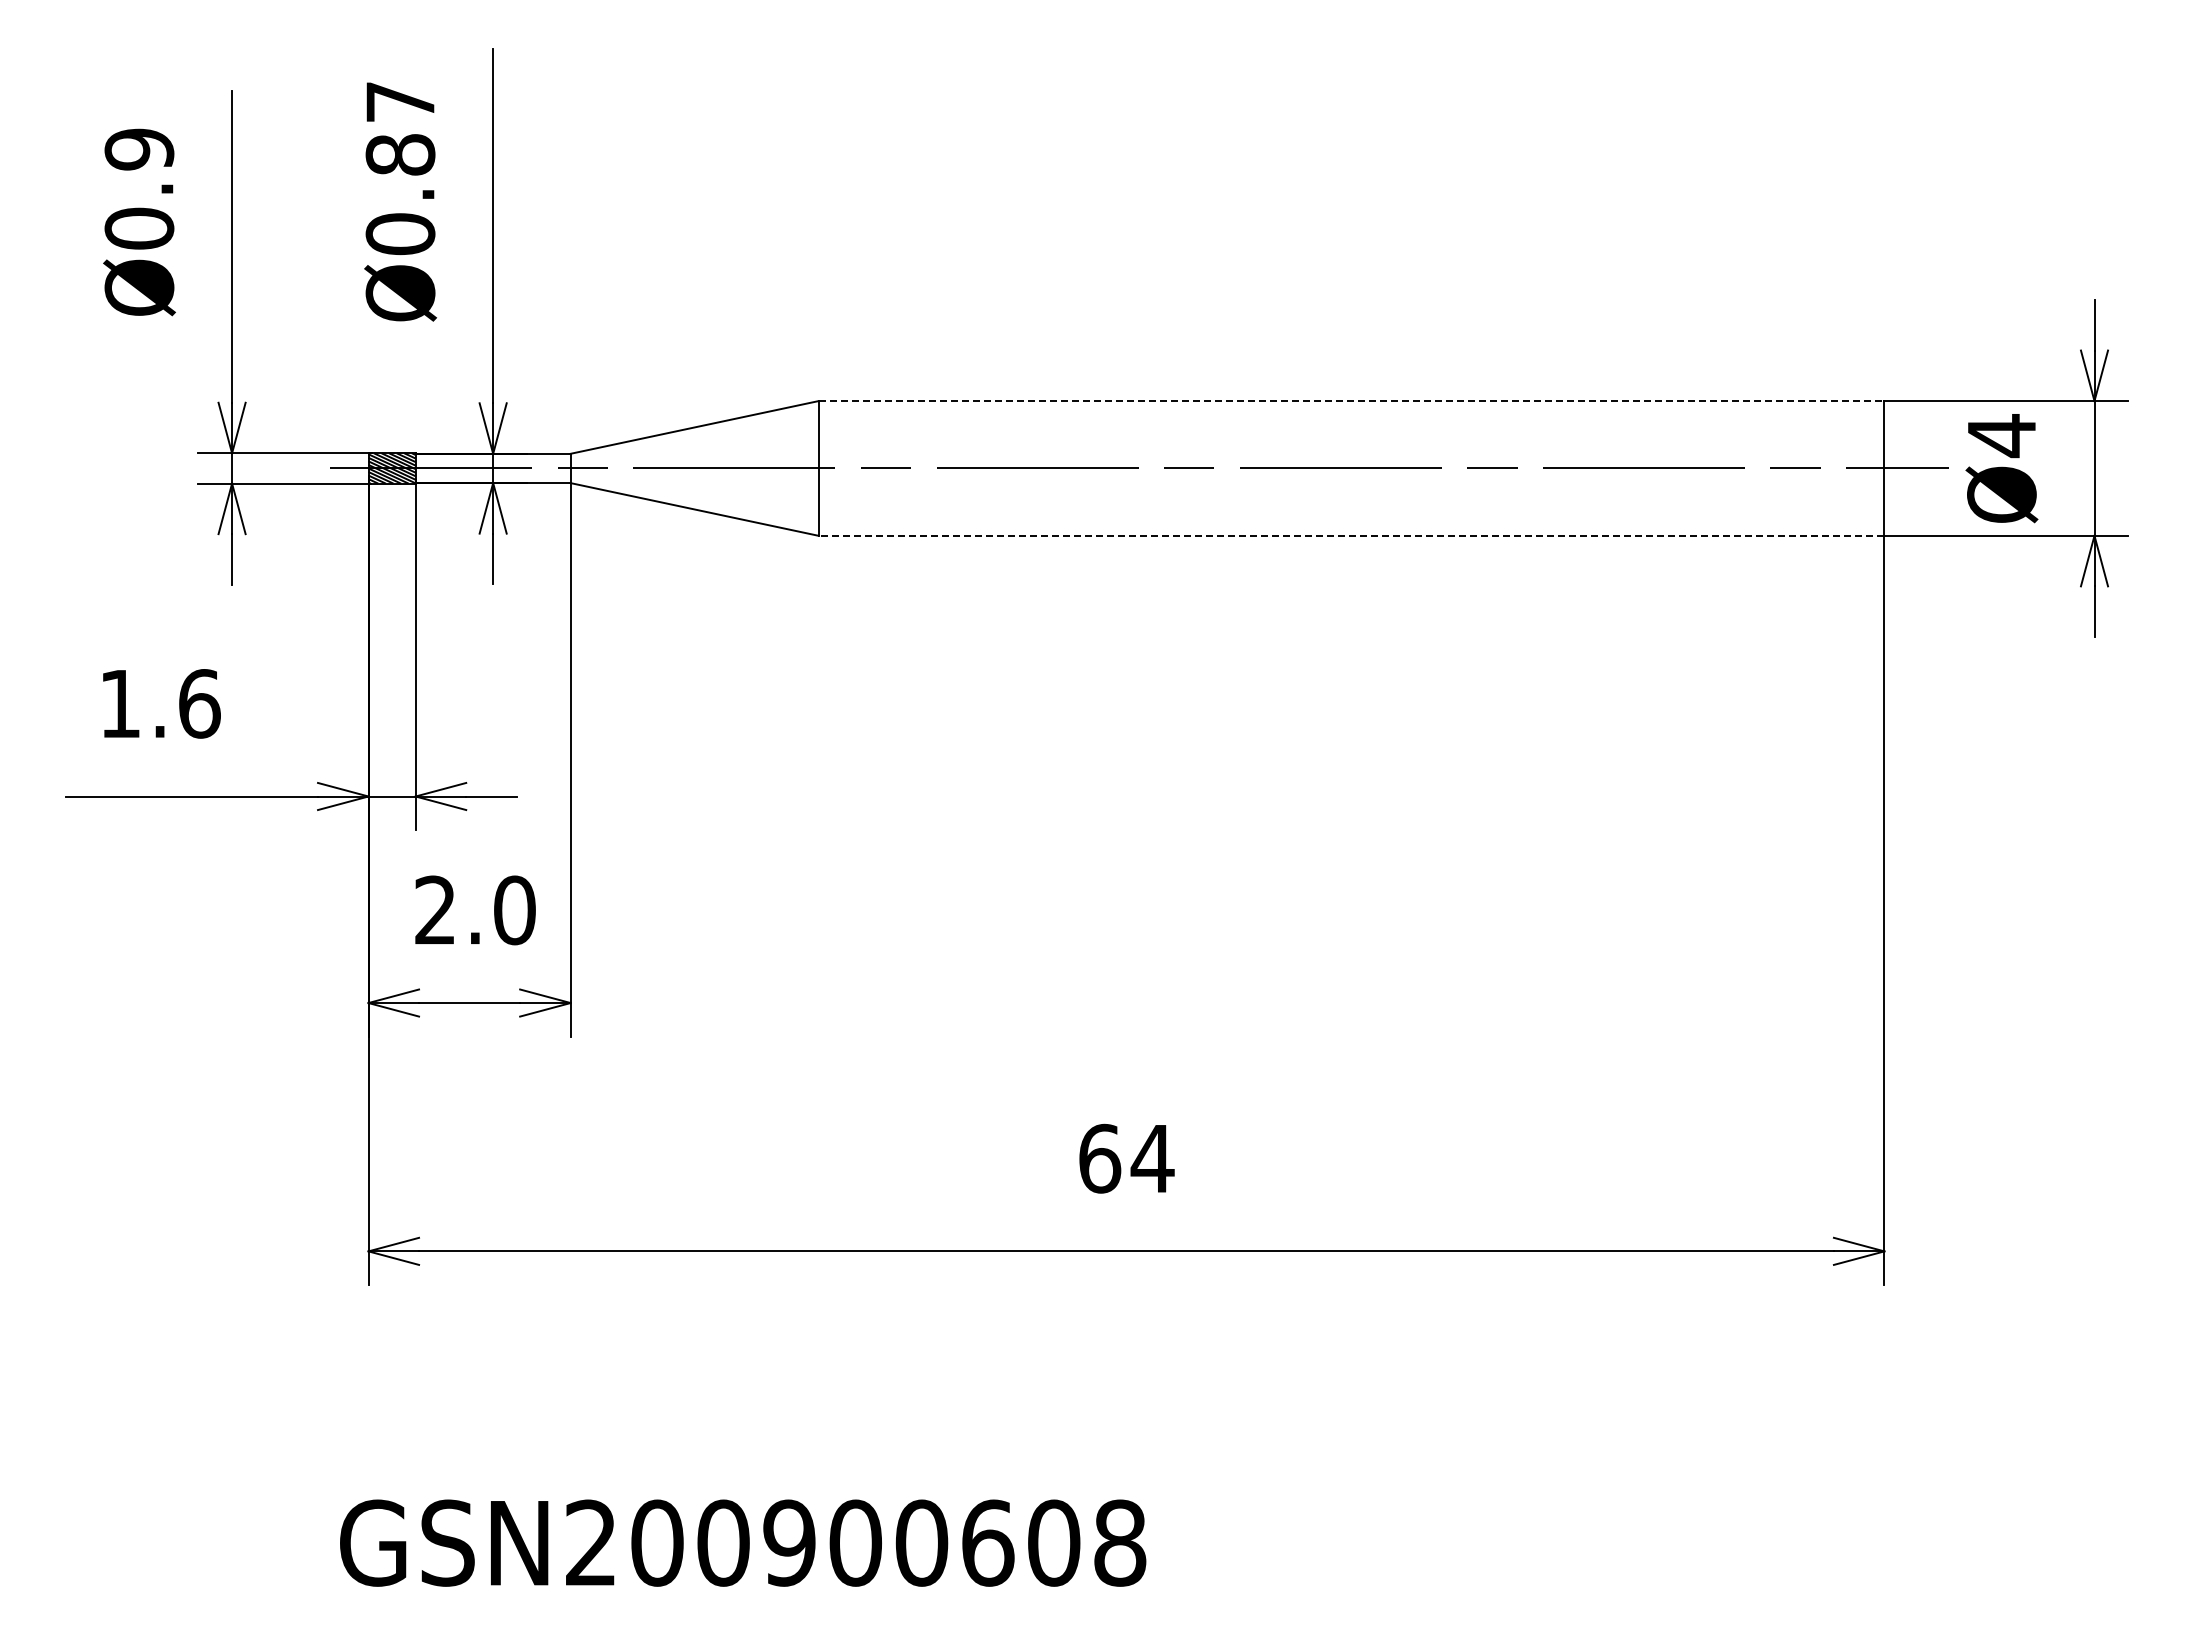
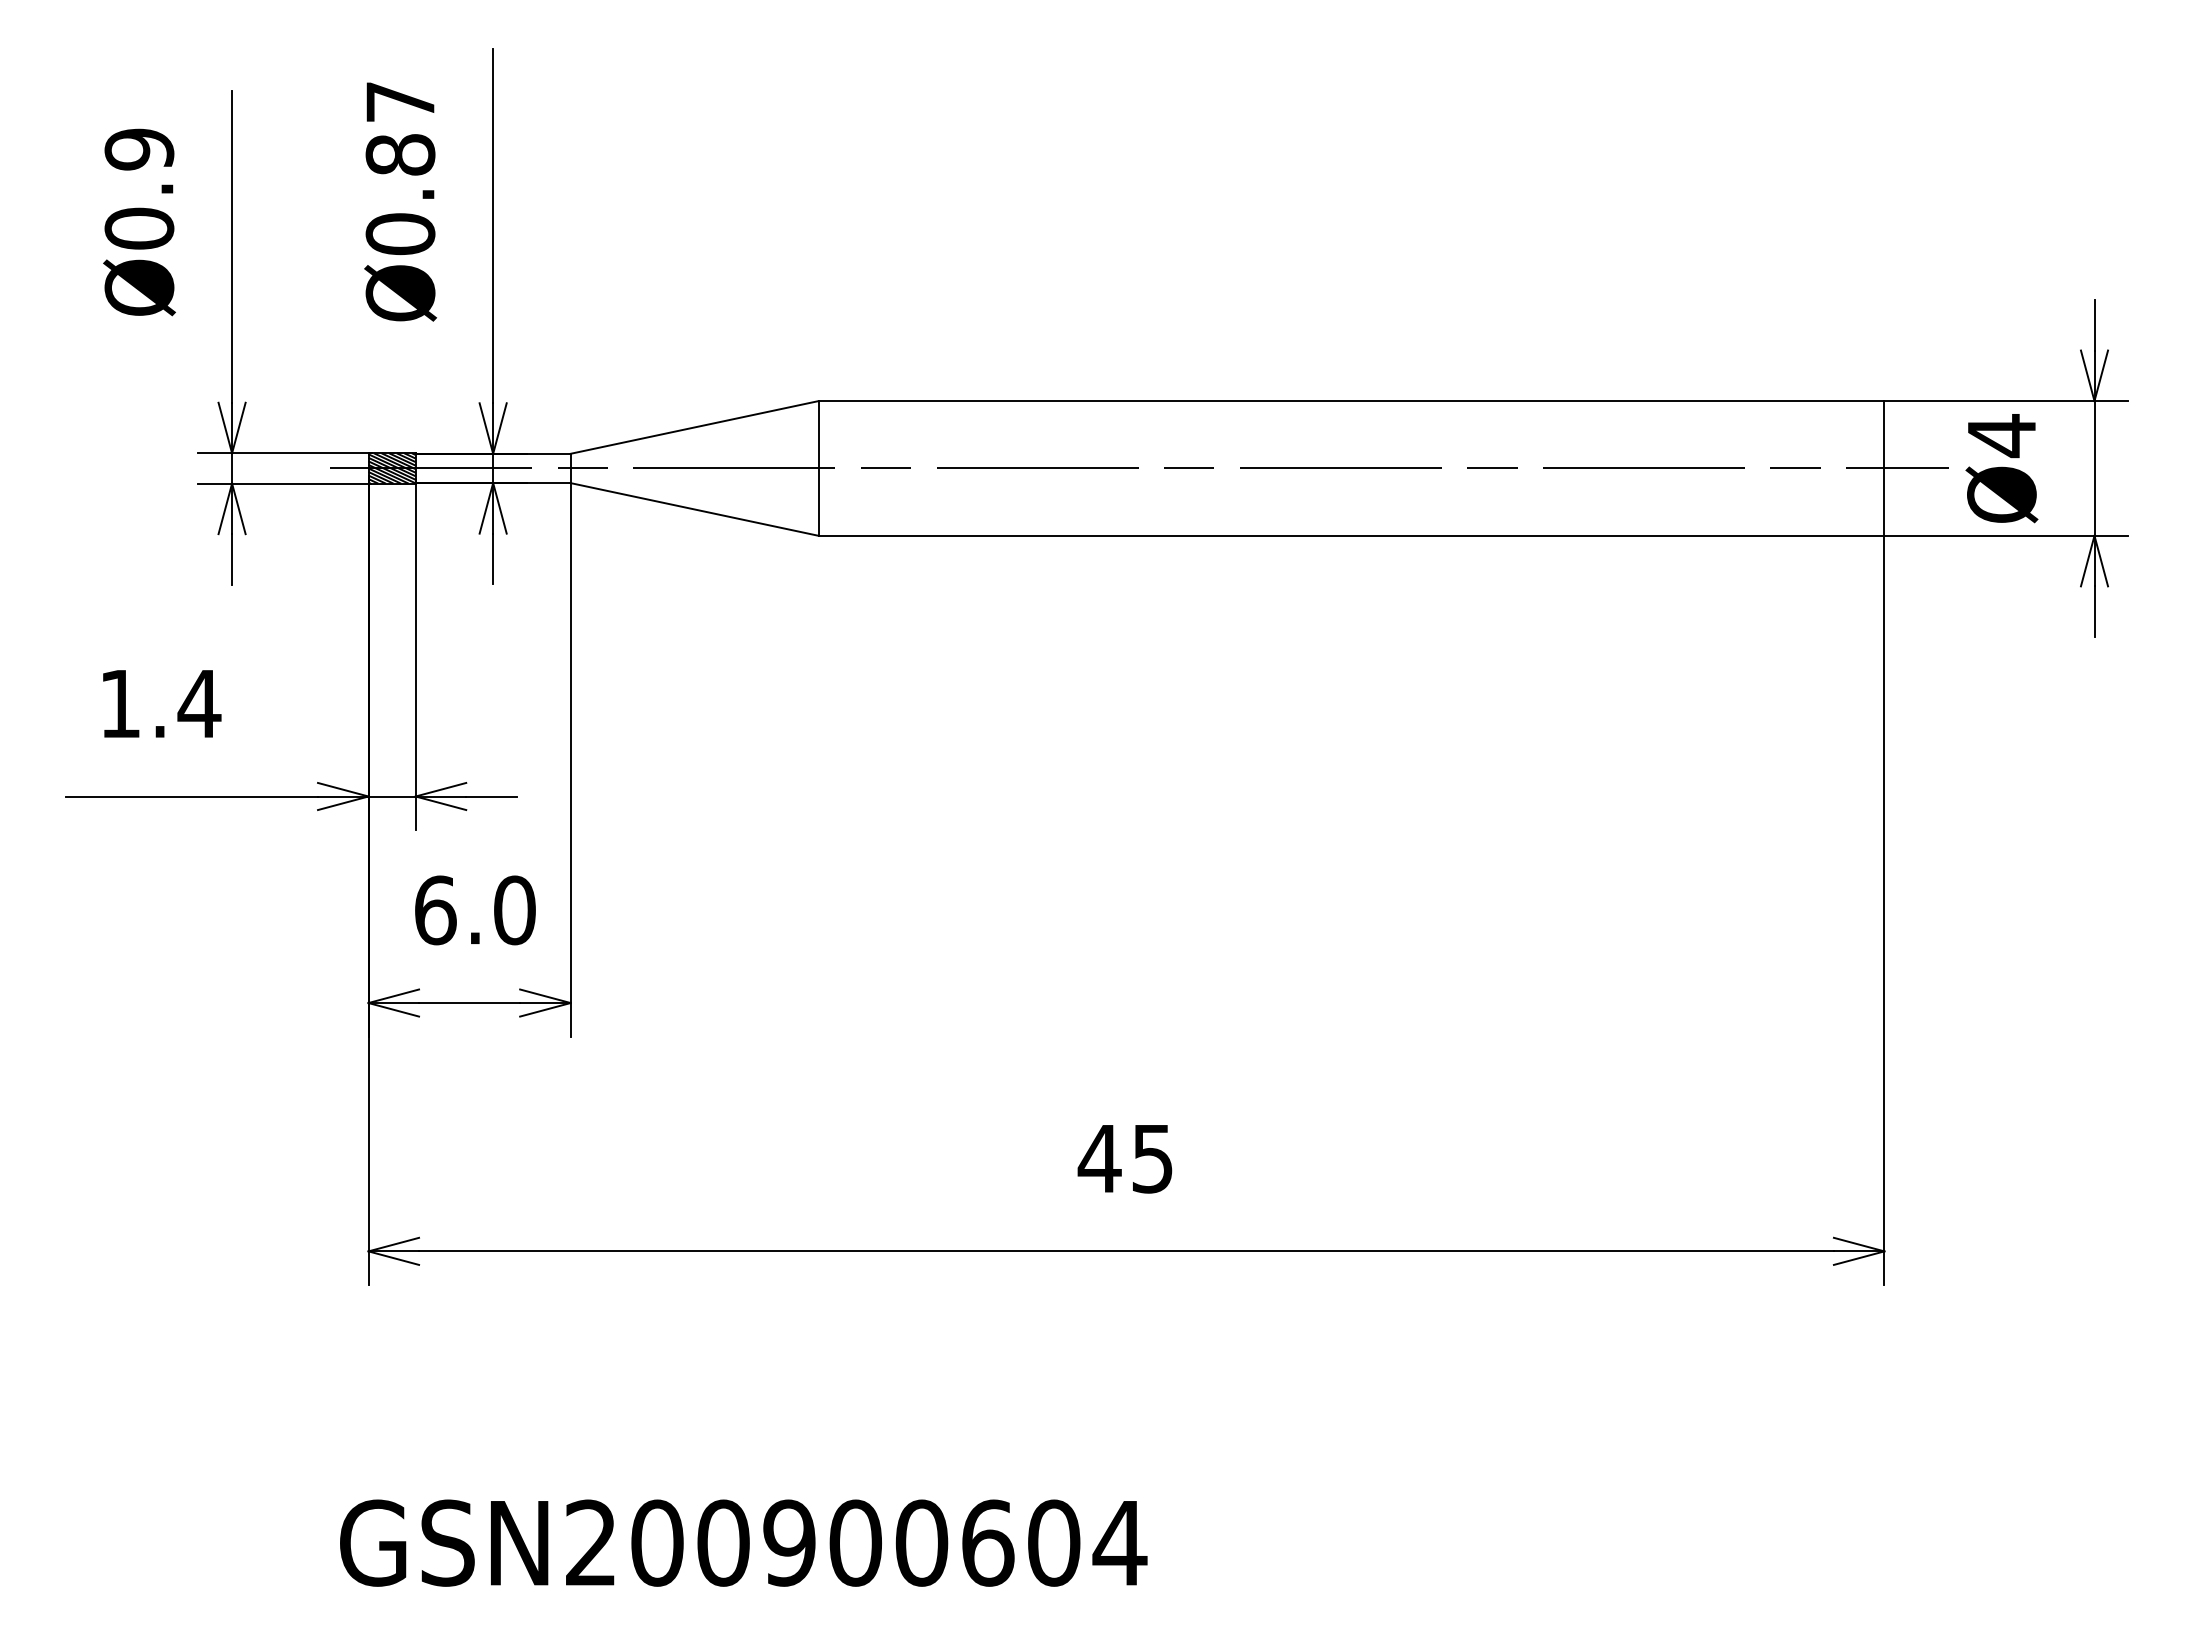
line: dashed -> solid (1351, 401)
line: dashed -> solid (1351, 535)
text: 1.6 -> 1.4 (199, 703)
text: 2.0 -> 6.0 (435, 910)
text: 64 -> 45 (1125, 1158)
text: GSN200900608 -> GSN200900604 (1119, 1542)
